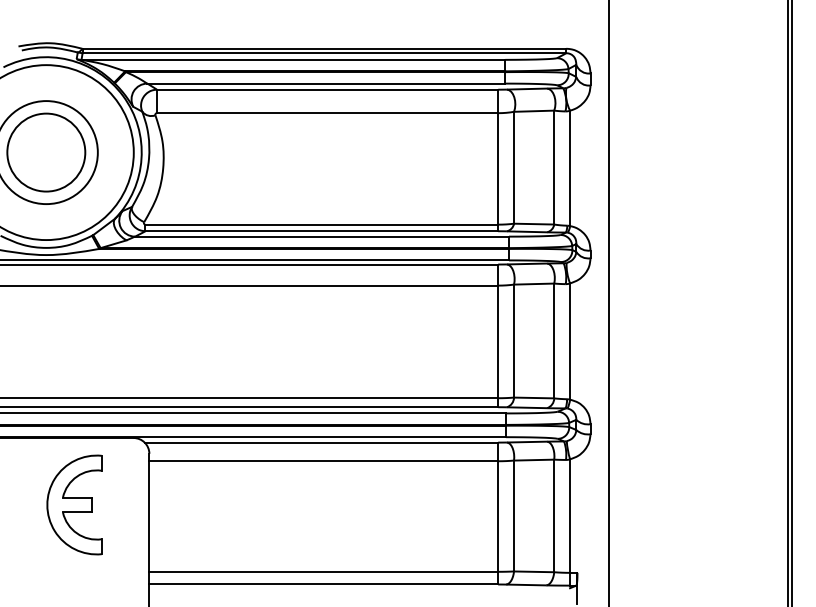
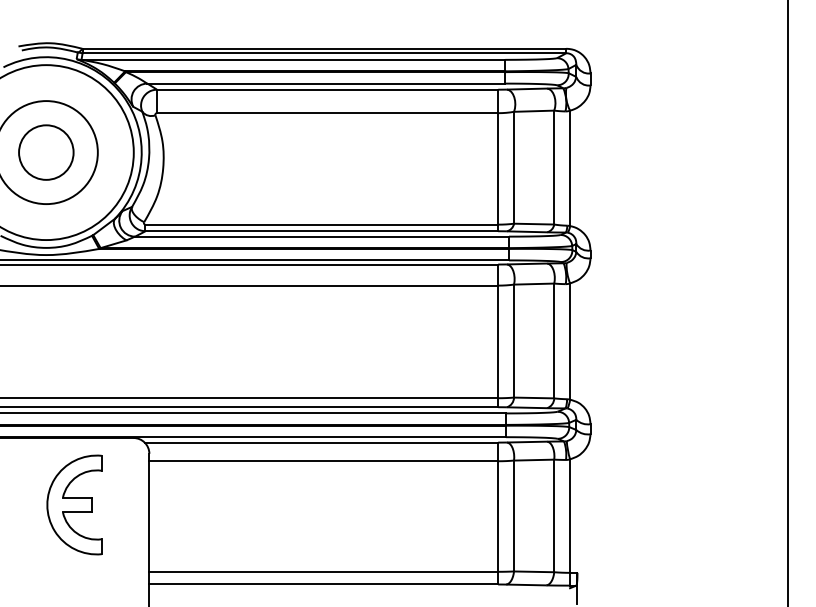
circle diameter: 78 px -> 55 px (46, 152)
line: present -> none (609, 302)
line: present -> none (791, 302)
